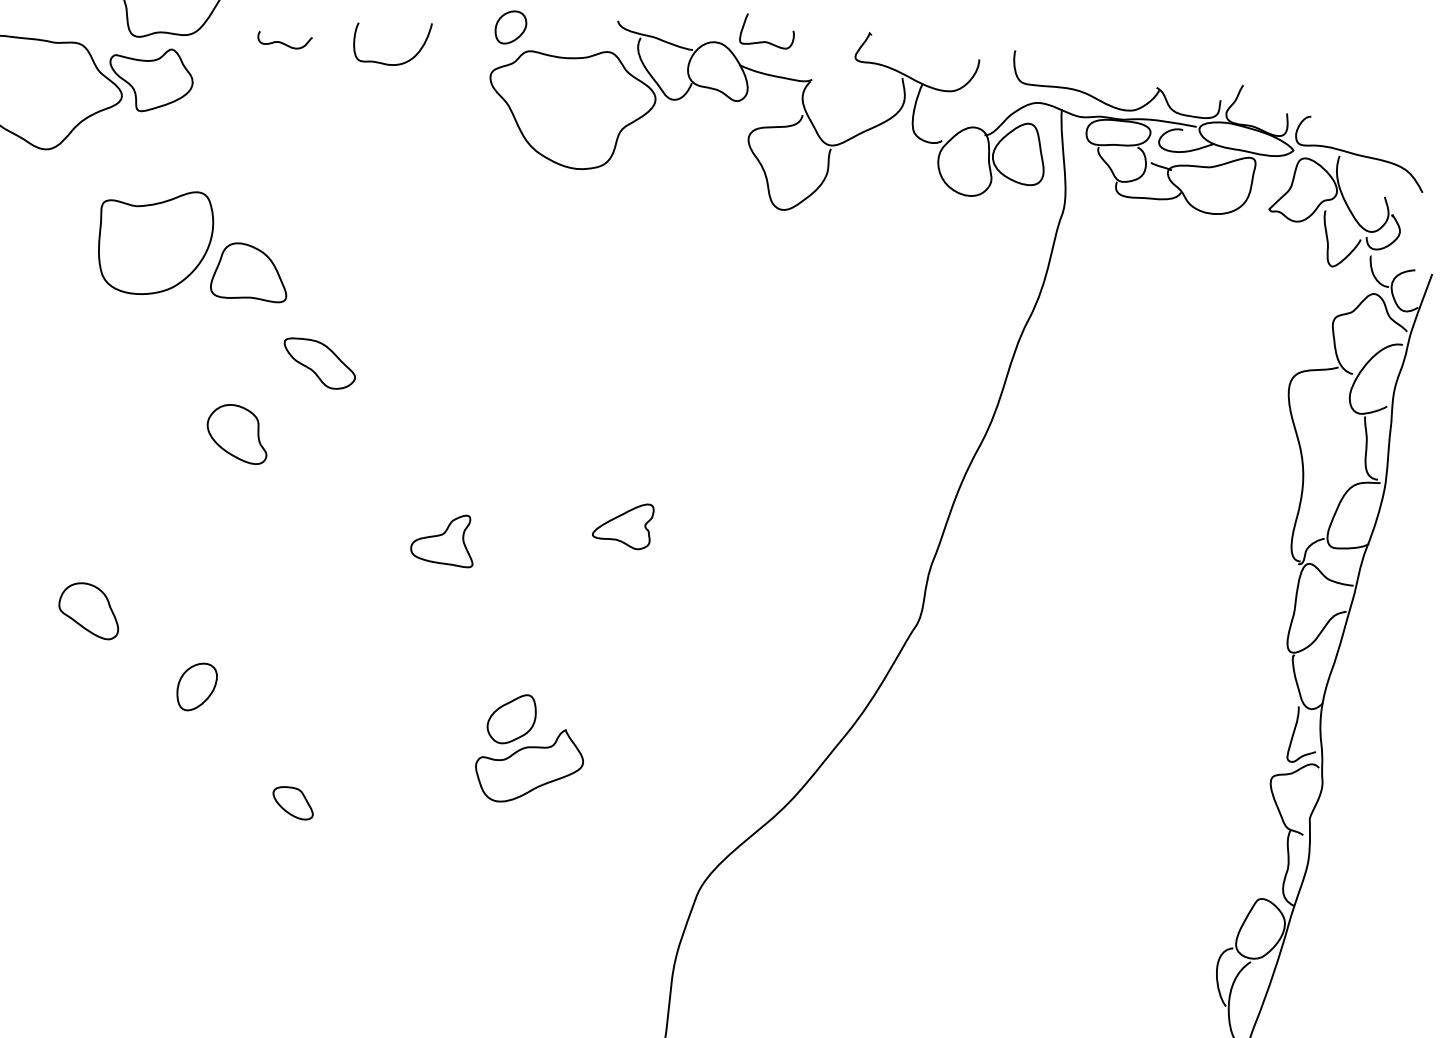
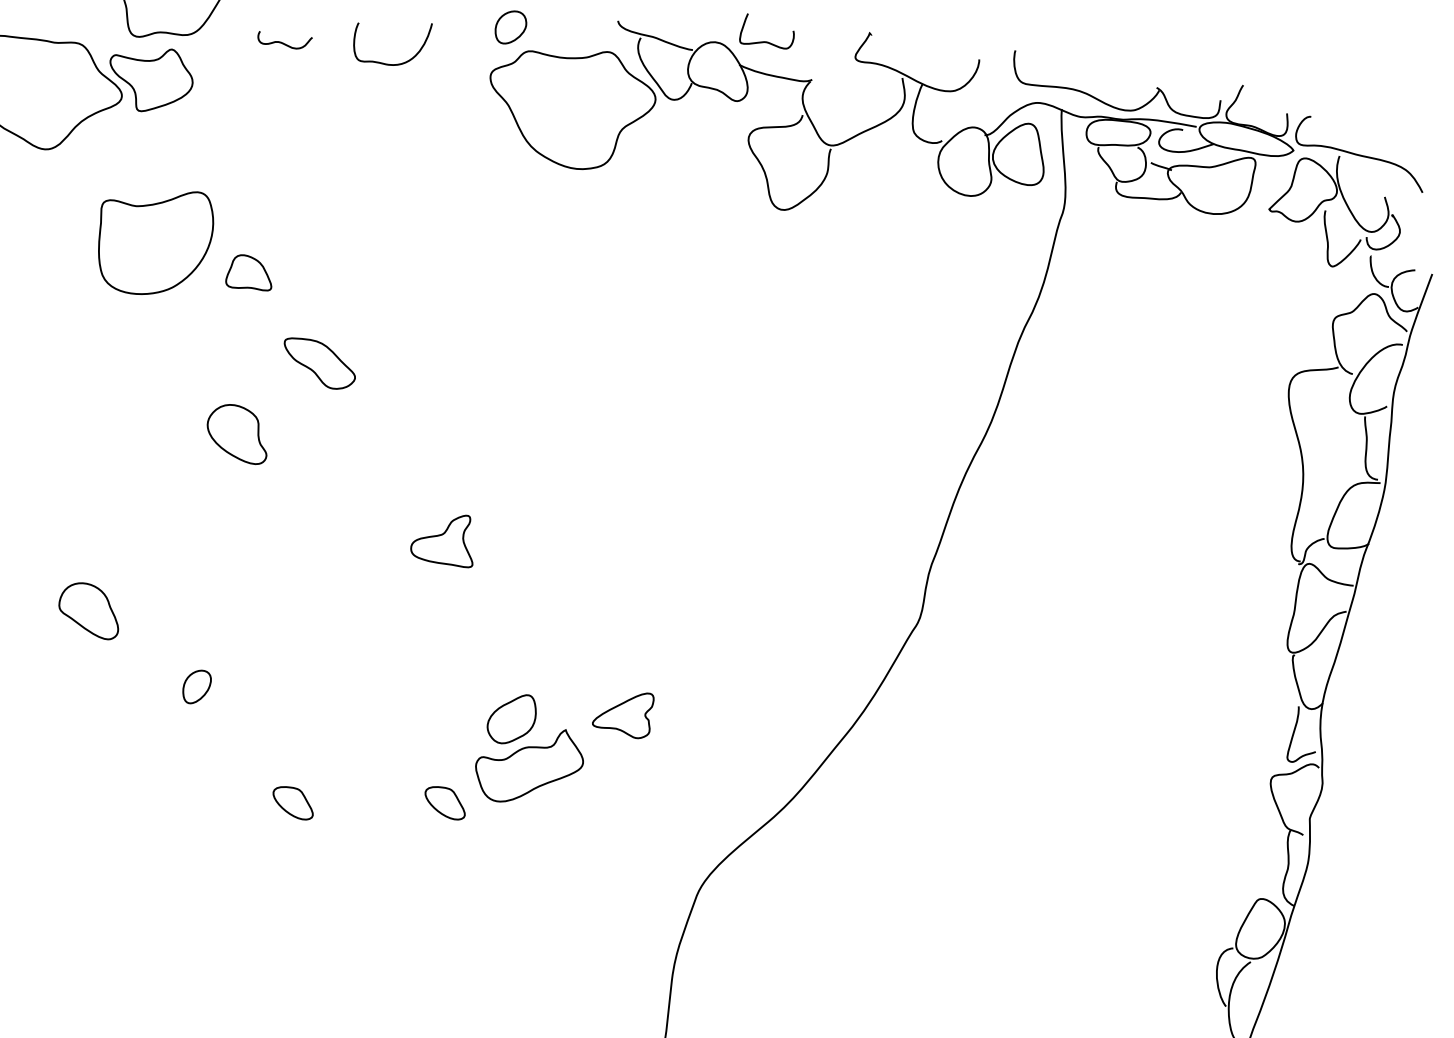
part size: 78x62 px -> 48x38 px (248, 272)
part position: (623, 526) -> (623, 715) (623, 715)
part size: 42x50 px -> 30x36 px (196, 686)
part: none -> present (444, 803)
